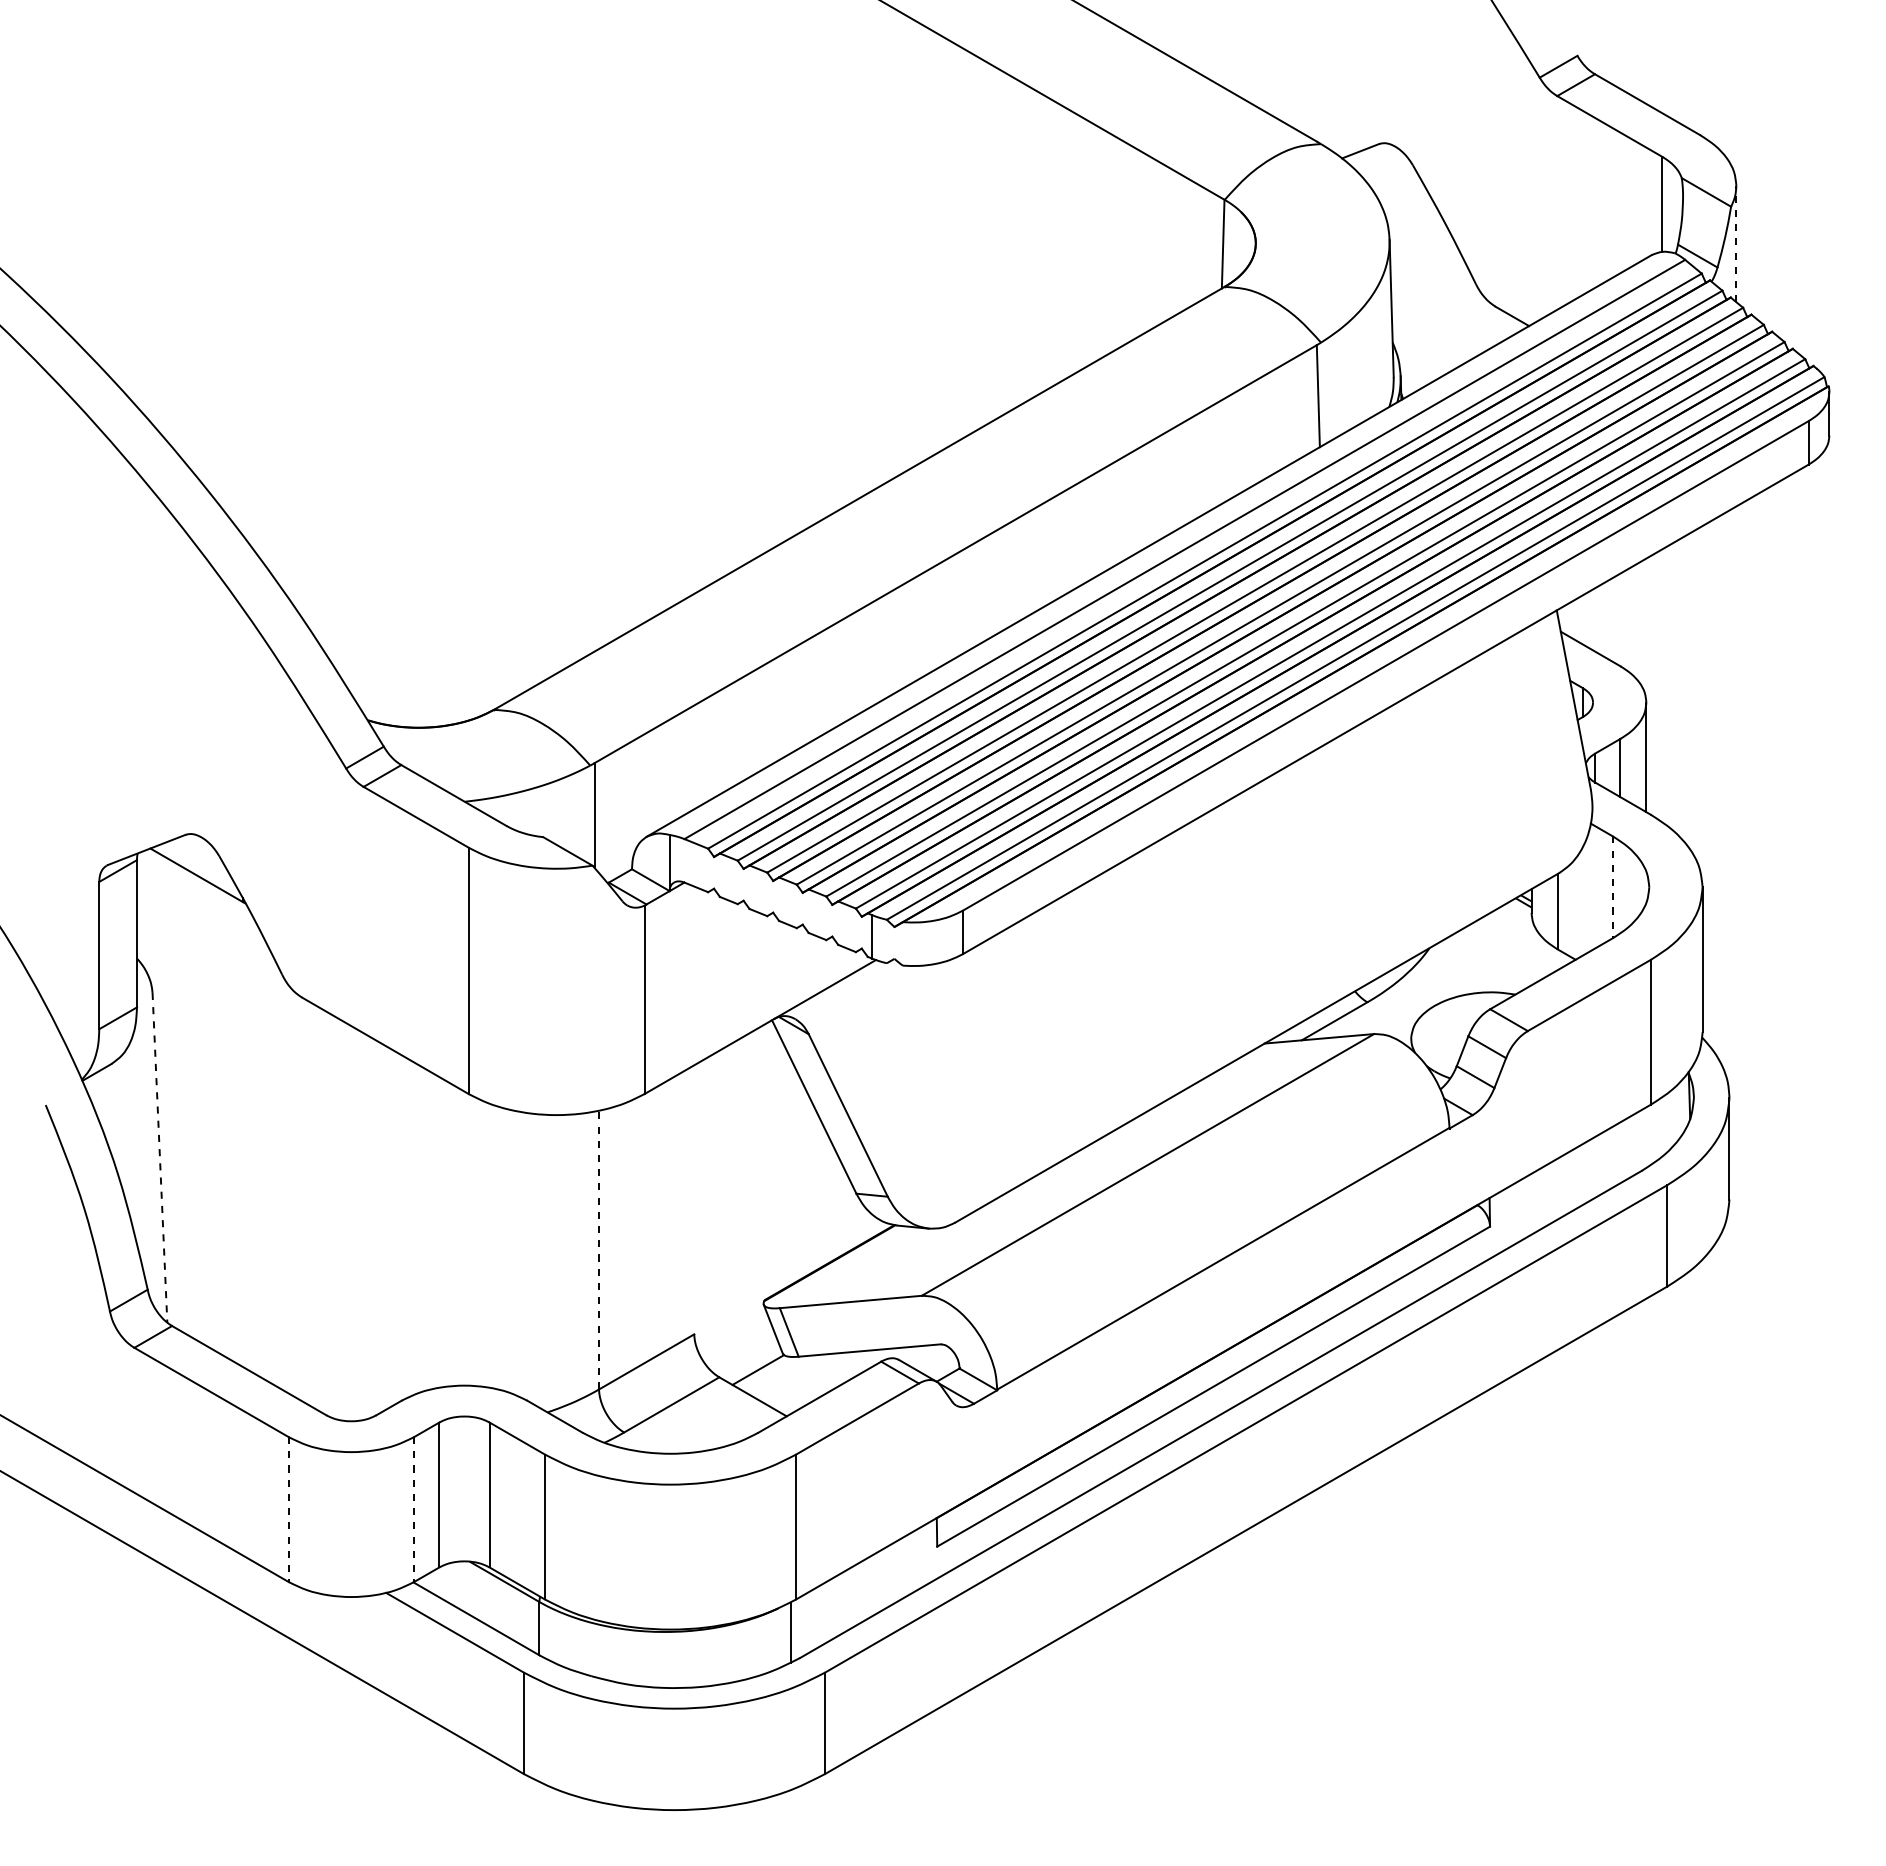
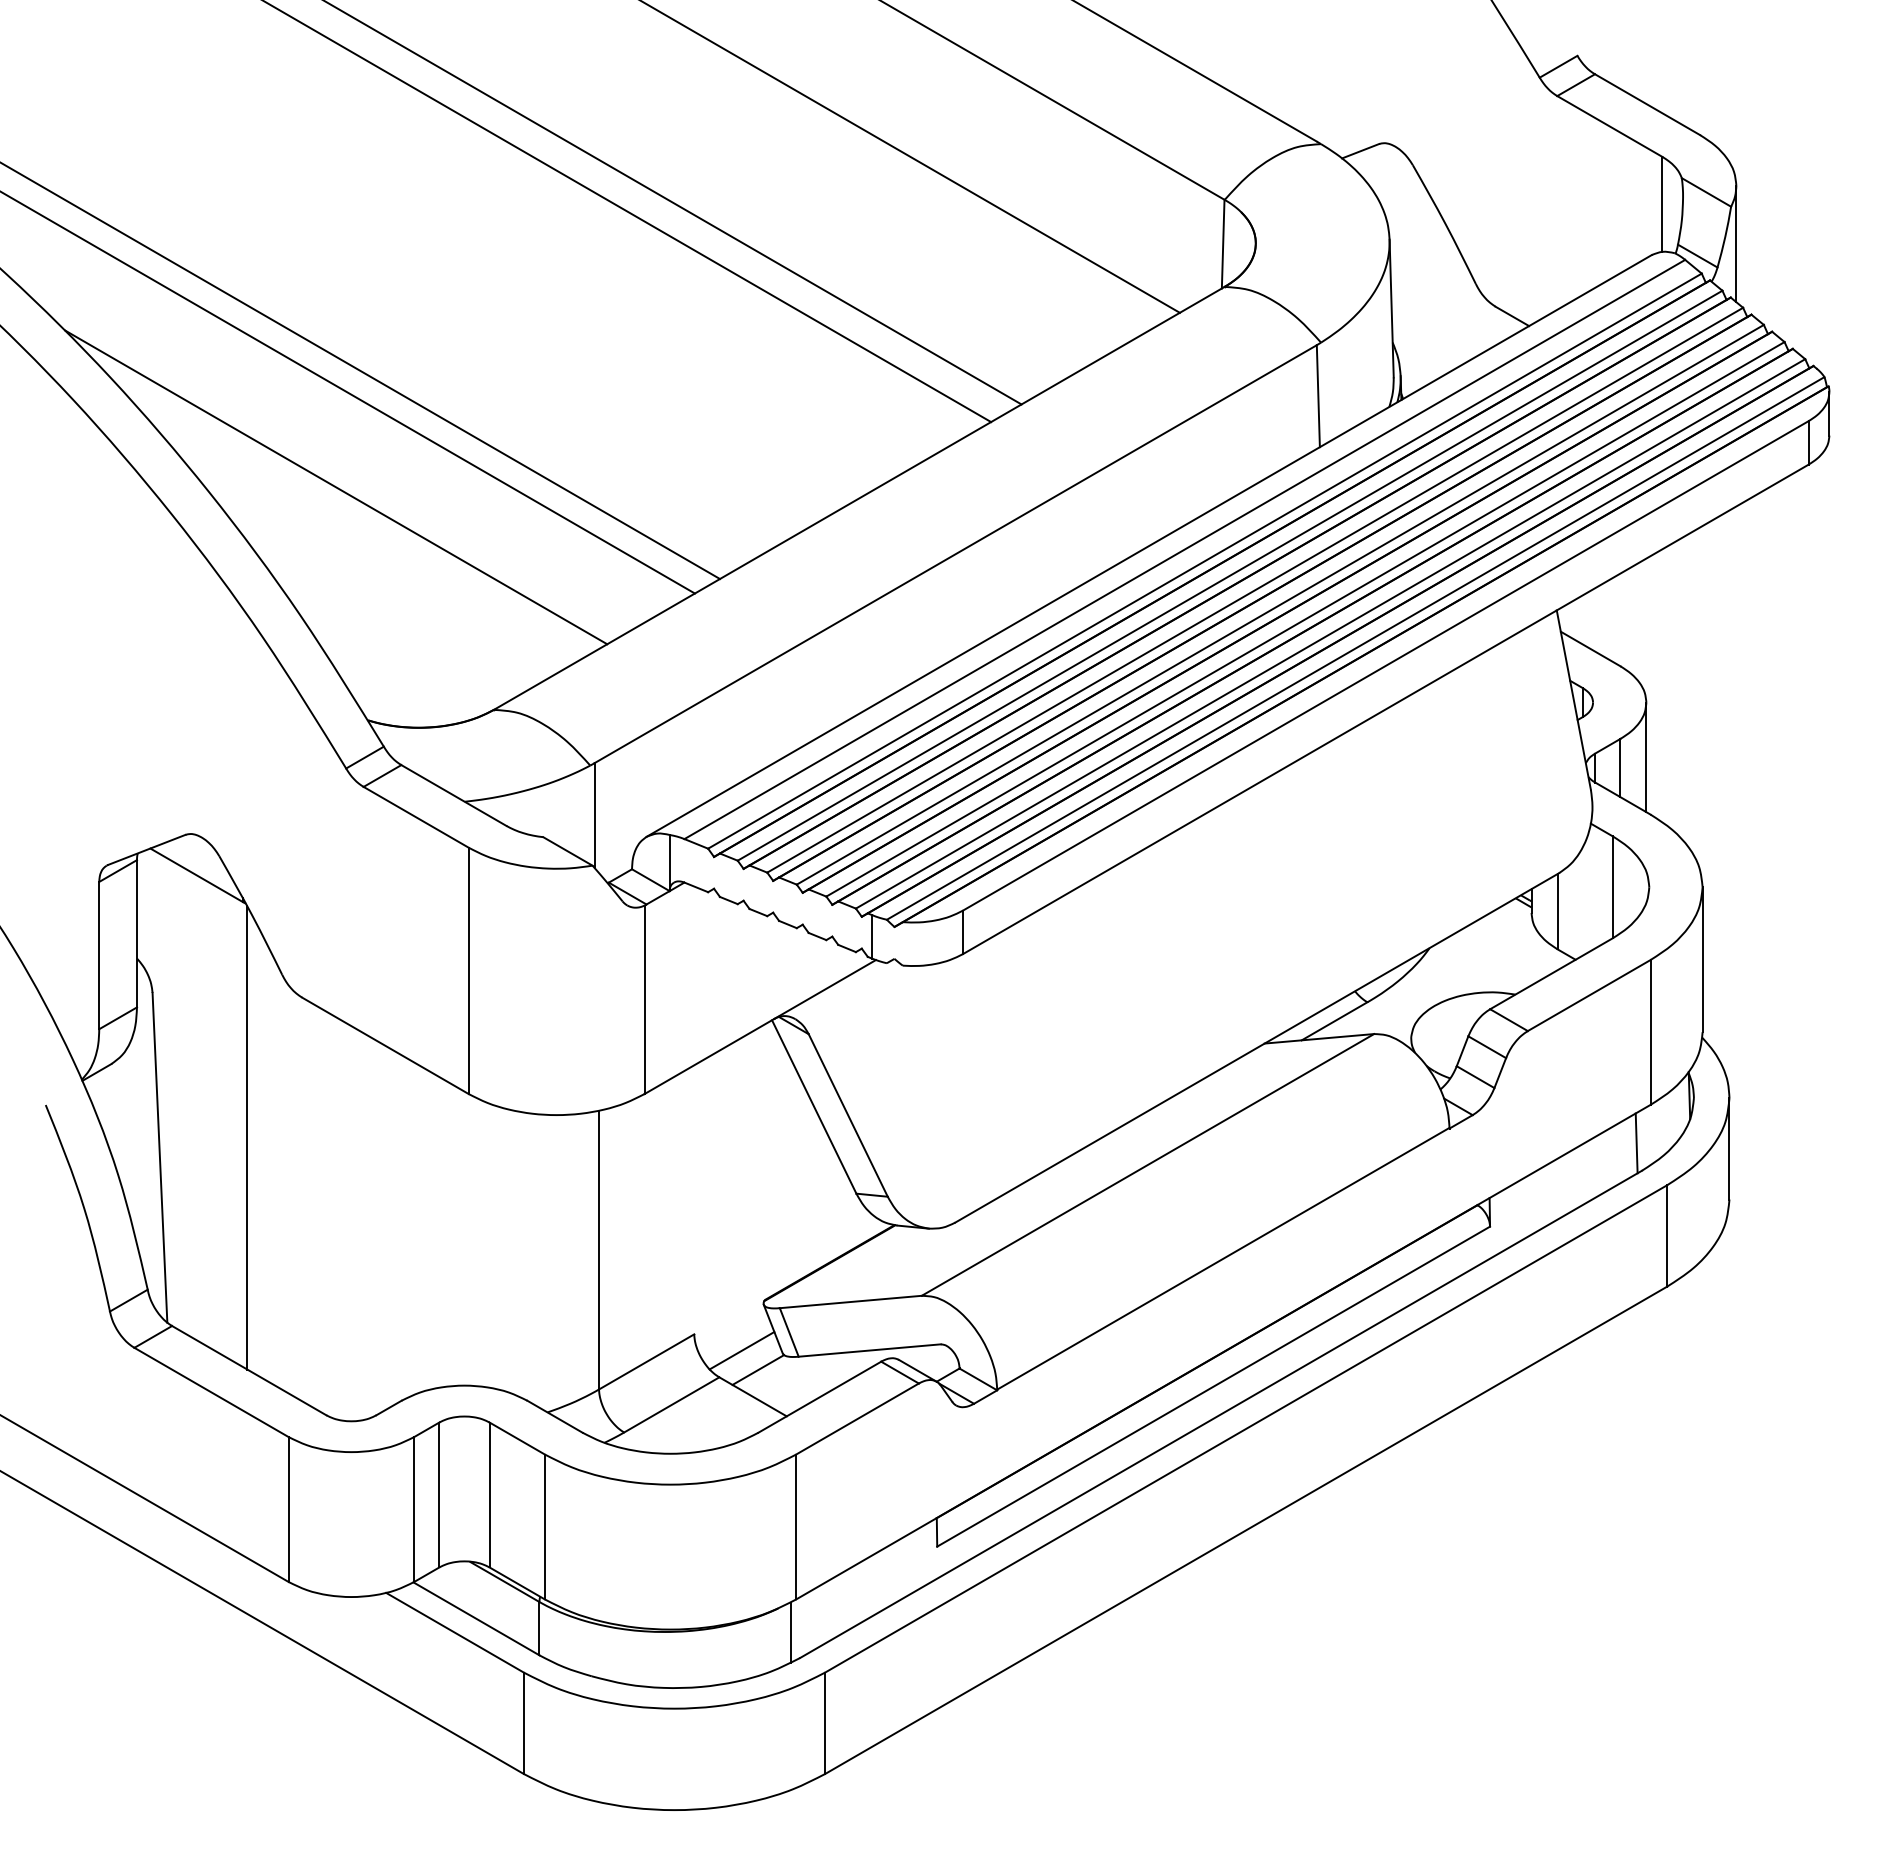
line: none -> present (911, 157)
line: none -> present (673, 203)
line: none -> present (628, 212)
line: dashed -> solid (1736, 243)
line: none -> present (361, 371)
line: none -> present (348, 392)
line: none -> present (336, 487)
line: dashed -> solid (1612, 887)
line: none -> present (247, 1137)
line: none -> present (1636, 1143)
line: dashed -> solid (159, 1158)
line: dashed -> solid (599, 1249)
line: none -> present (741, 1350)
line: dashed -> solid (288, 1510)
line: dashed -> solid (414, 1510)
